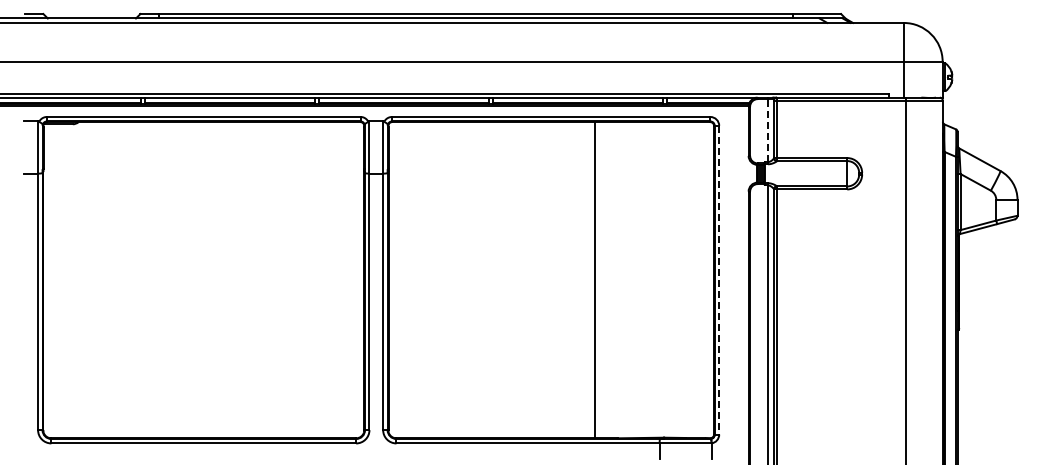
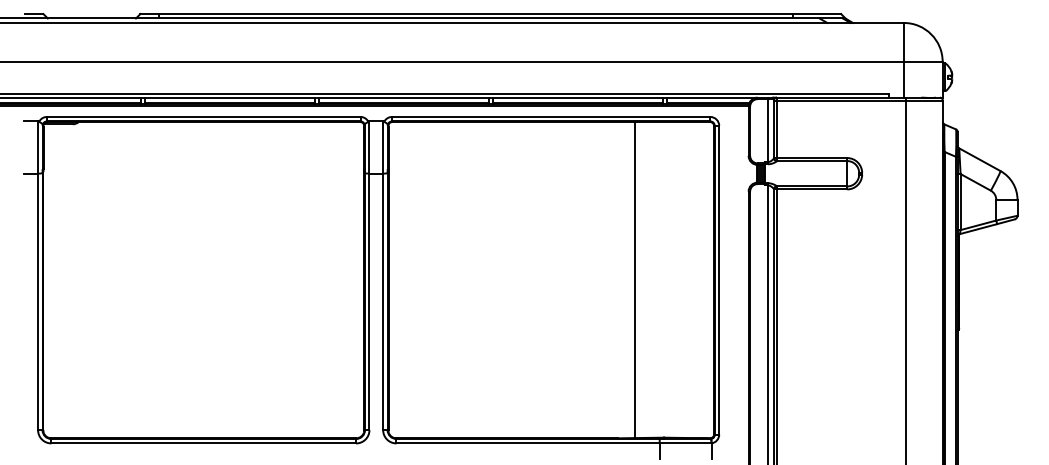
line: dashed -> solid (768, 130)
line position: (594, 280) -> (634, 280) (634, 280)
line: dashed -> solid (719, 280)
